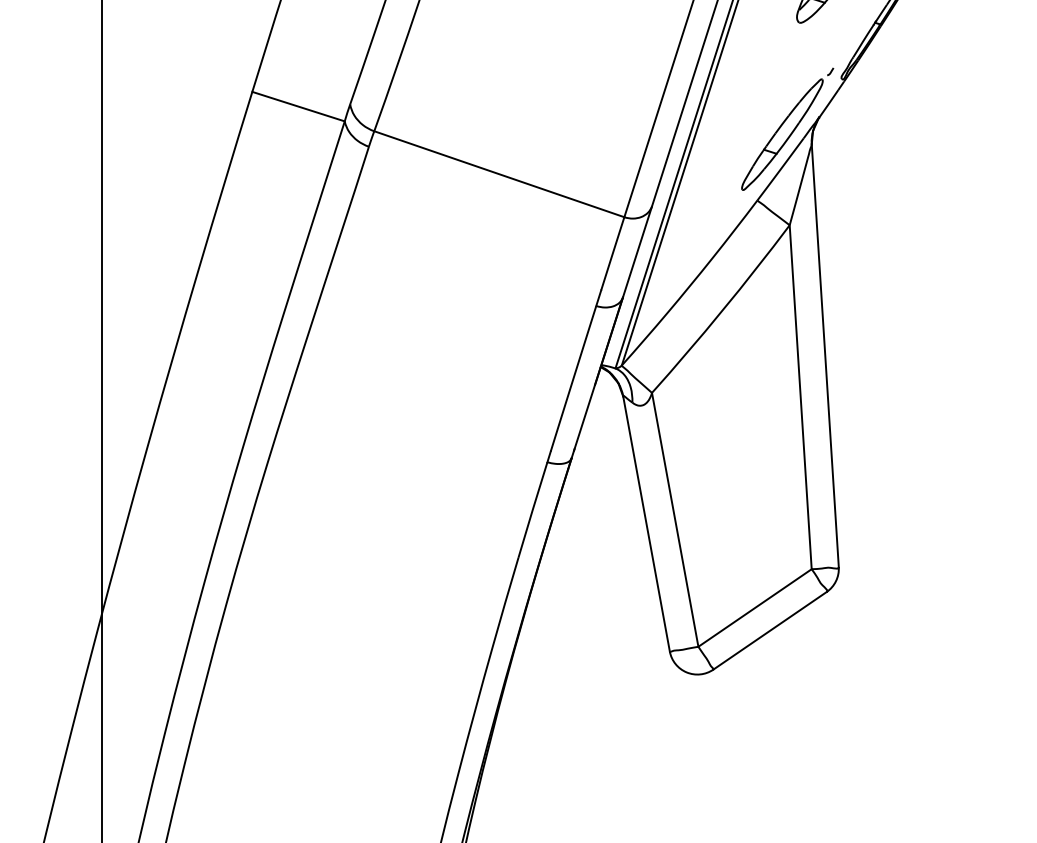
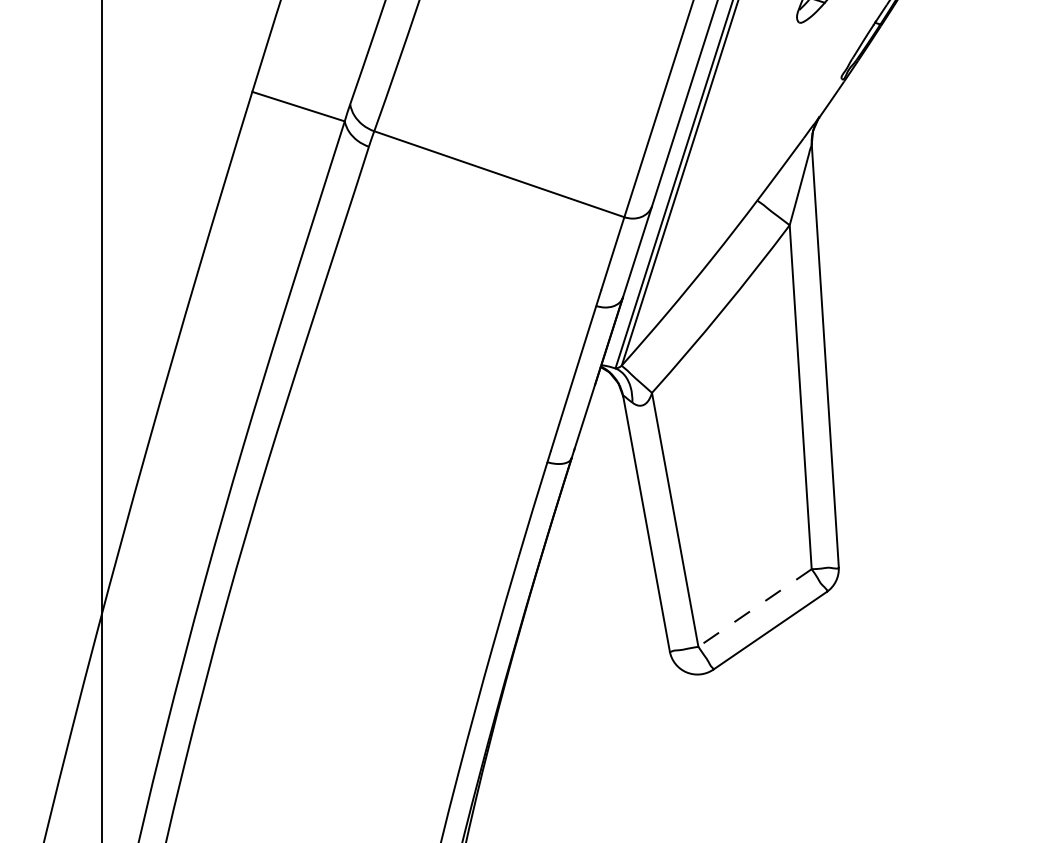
part: present -> none (787, 128)
line: solid -> dashed (755, 608)
